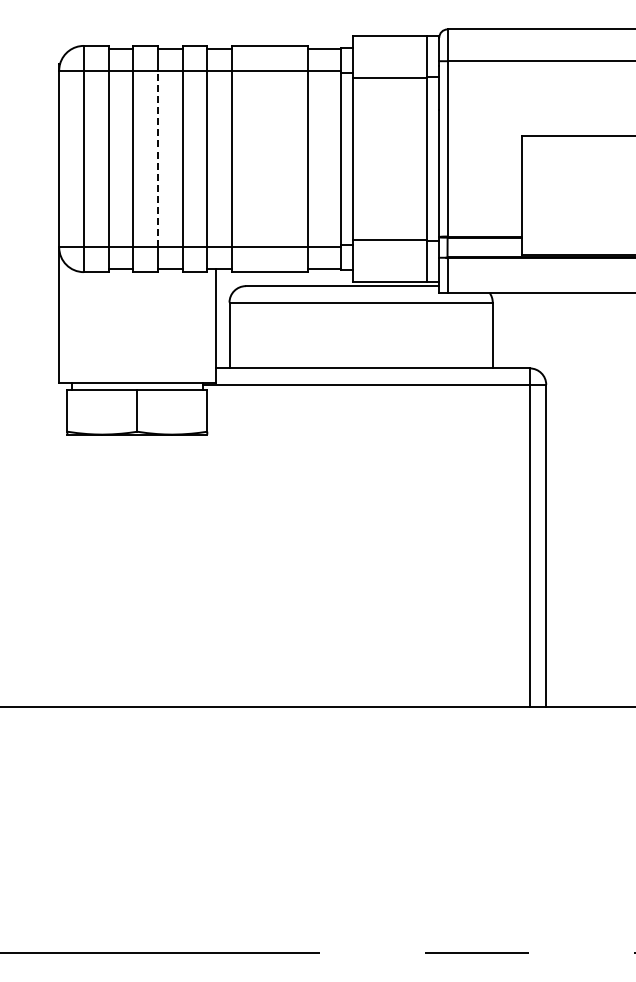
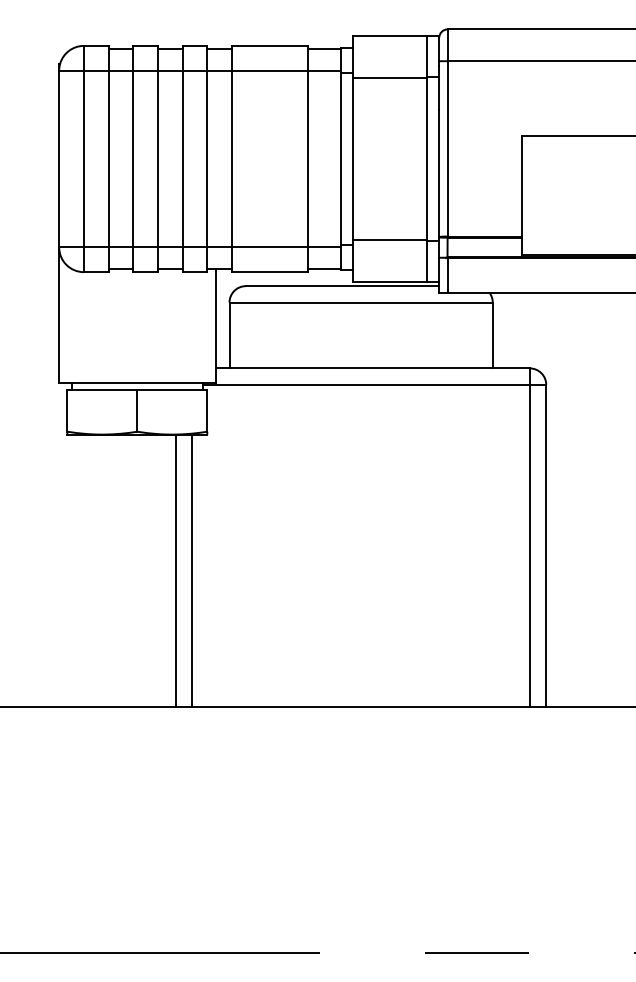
line: dashed -> solid (157, 158)
line: none -> present (176, 570)
line: none -> present (192, 570)
